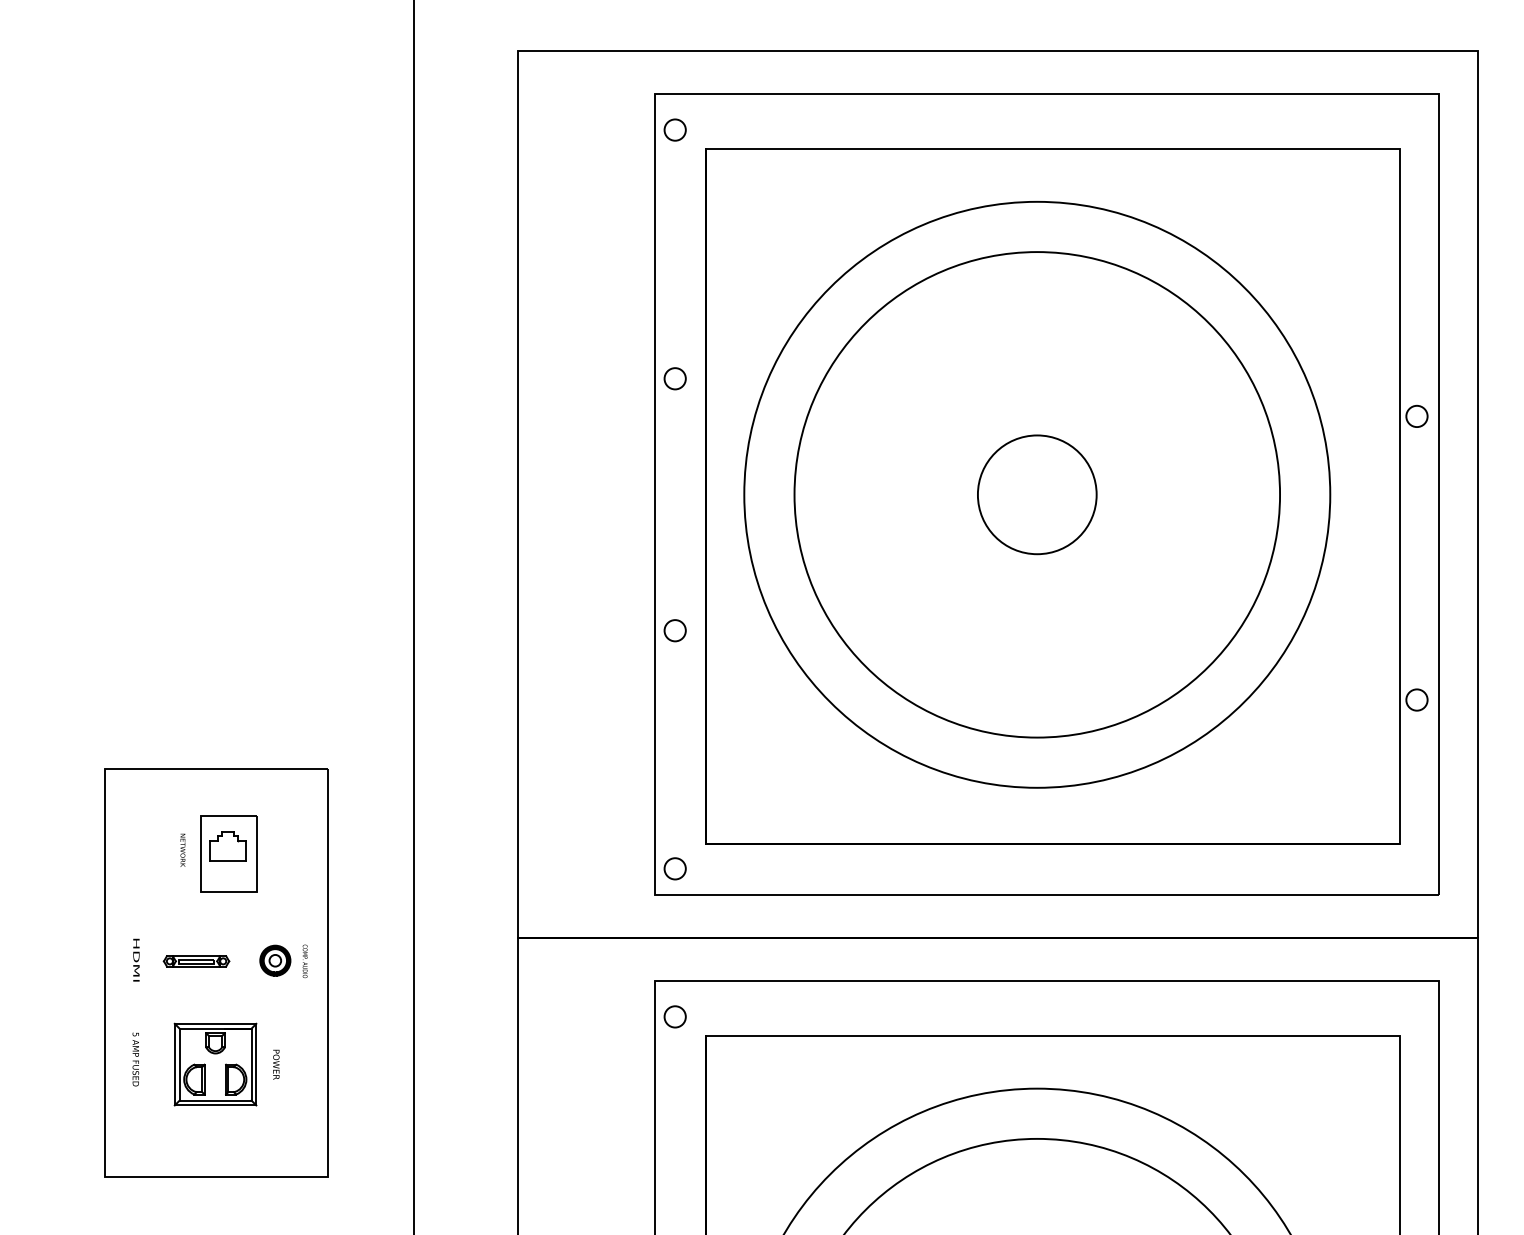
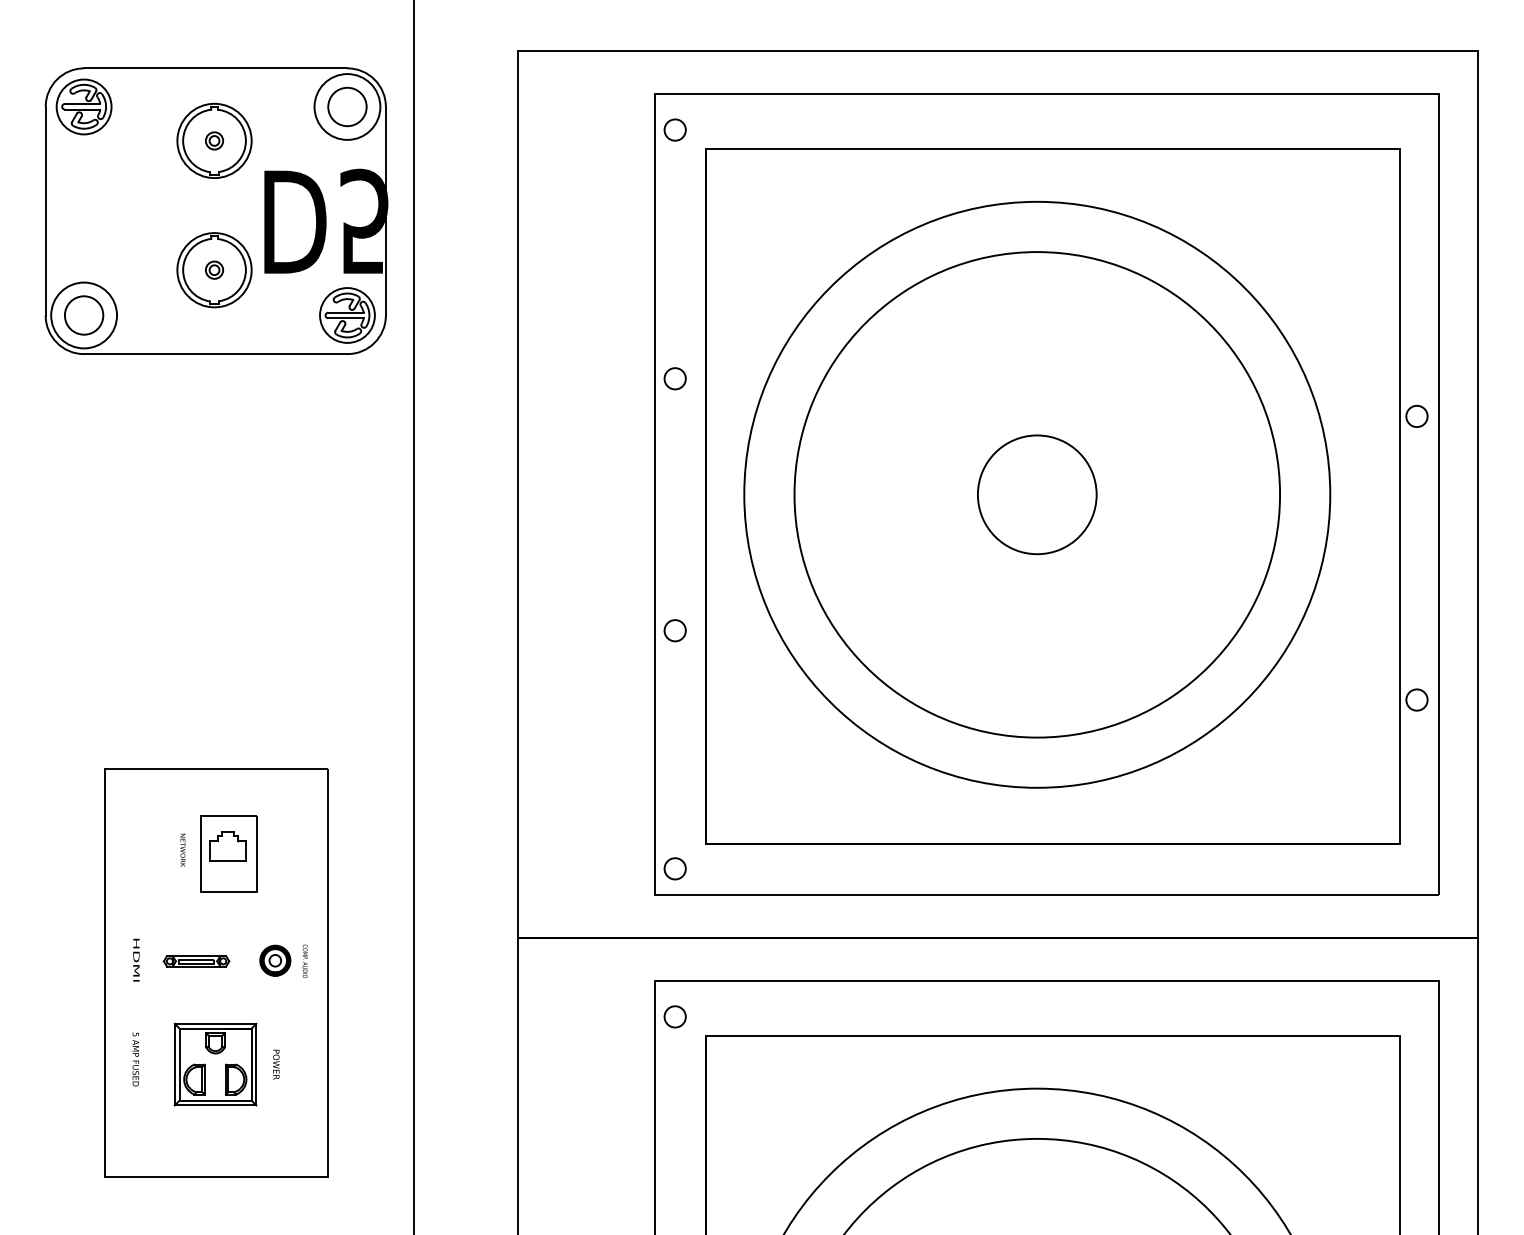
part: none -> present (216, 210)
